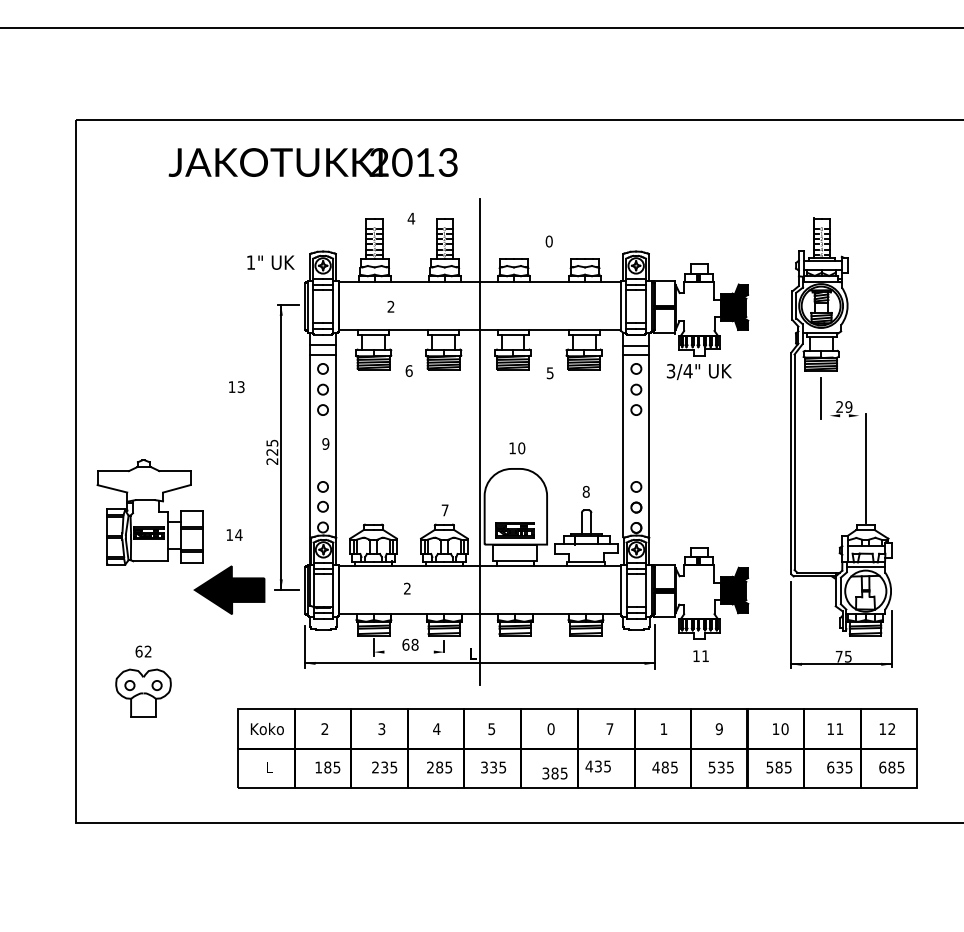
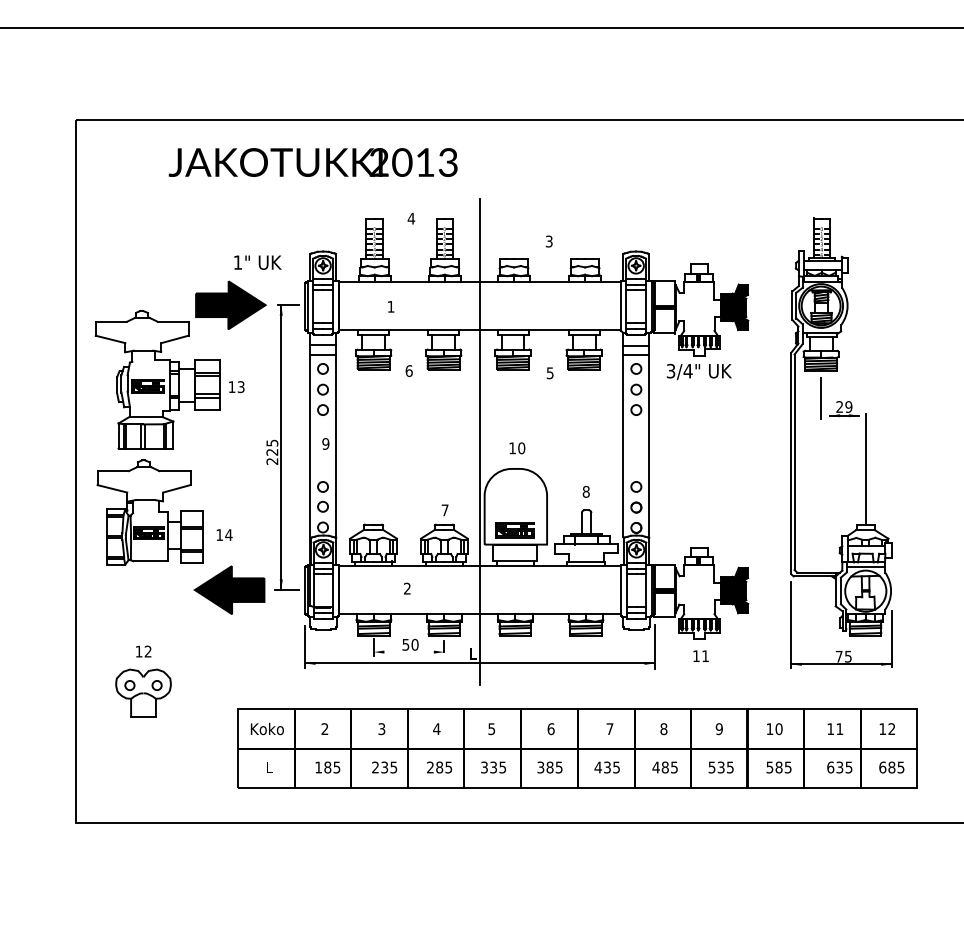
text: 0 -> 3 (548, 241)
text position: (270, 262) -> (257, 262) (257, 262)
text: 2 -> 1 (390, 306)
part: none -> present (180, 364)
line: none -> present (844, 415)
text position: (234, 534) -> (224, 534) (224, 534)
text: 68 -> 50 (410, 644)
text: 62 -> 12 (138, 651)
text: 0 -> 6 (550, 728)
text: 1 -> 8 (663, 729)
text position: (780, 729) -> (774, 729) (774, 729)
text position: (597, 766) -> (606, 767) (606, 767)
text position: (554, 773) -> (549, 767) (549, 767)
